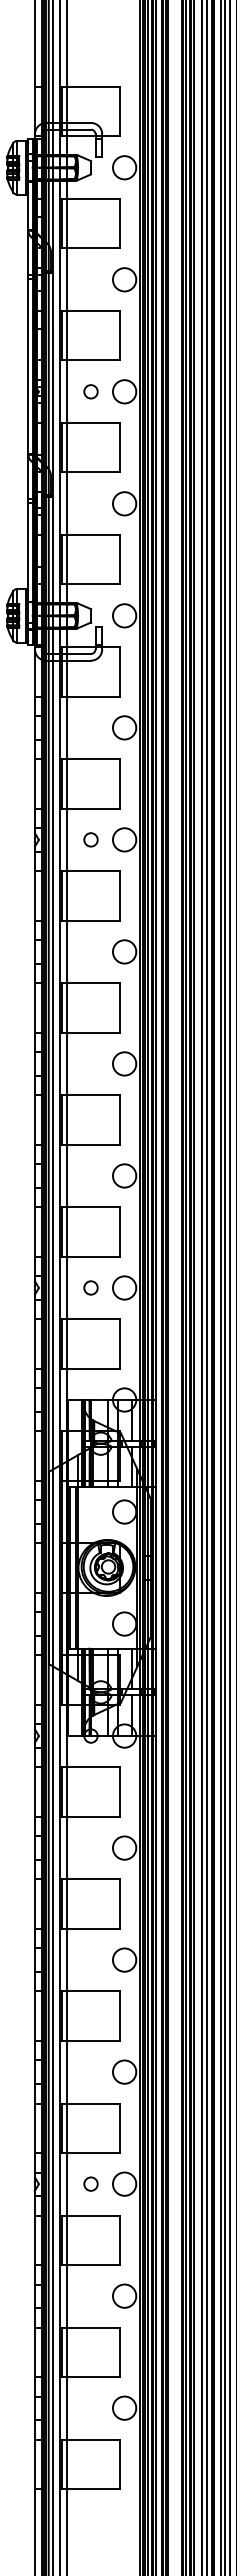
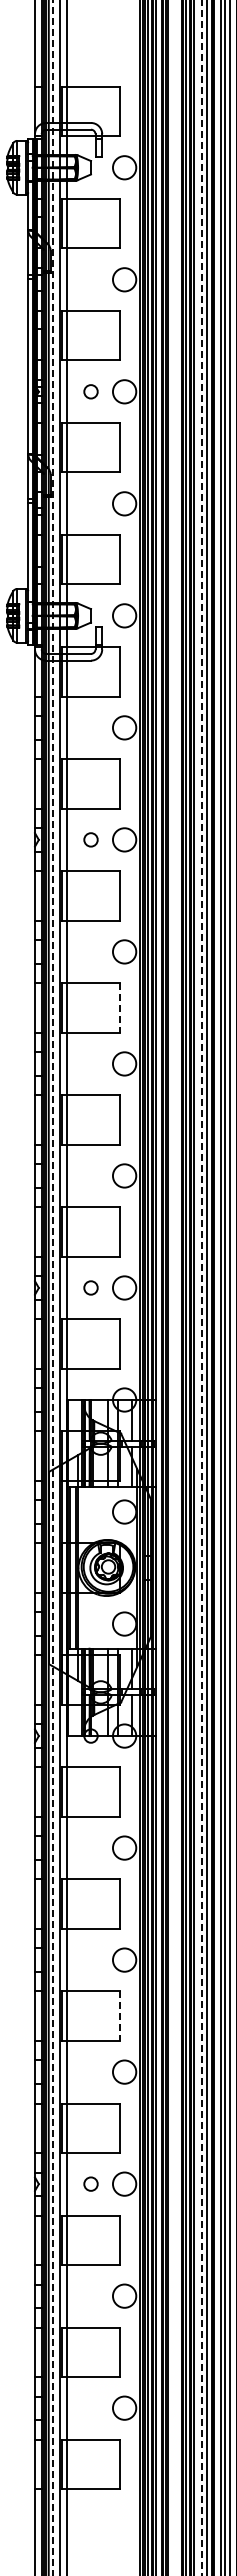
line: solid -> dashed (120, 1007)
line: solid -> dashed (202, 1287)
line: solid -> dashed (53, 1288)
line: solid -> dashed (120, 2016)
